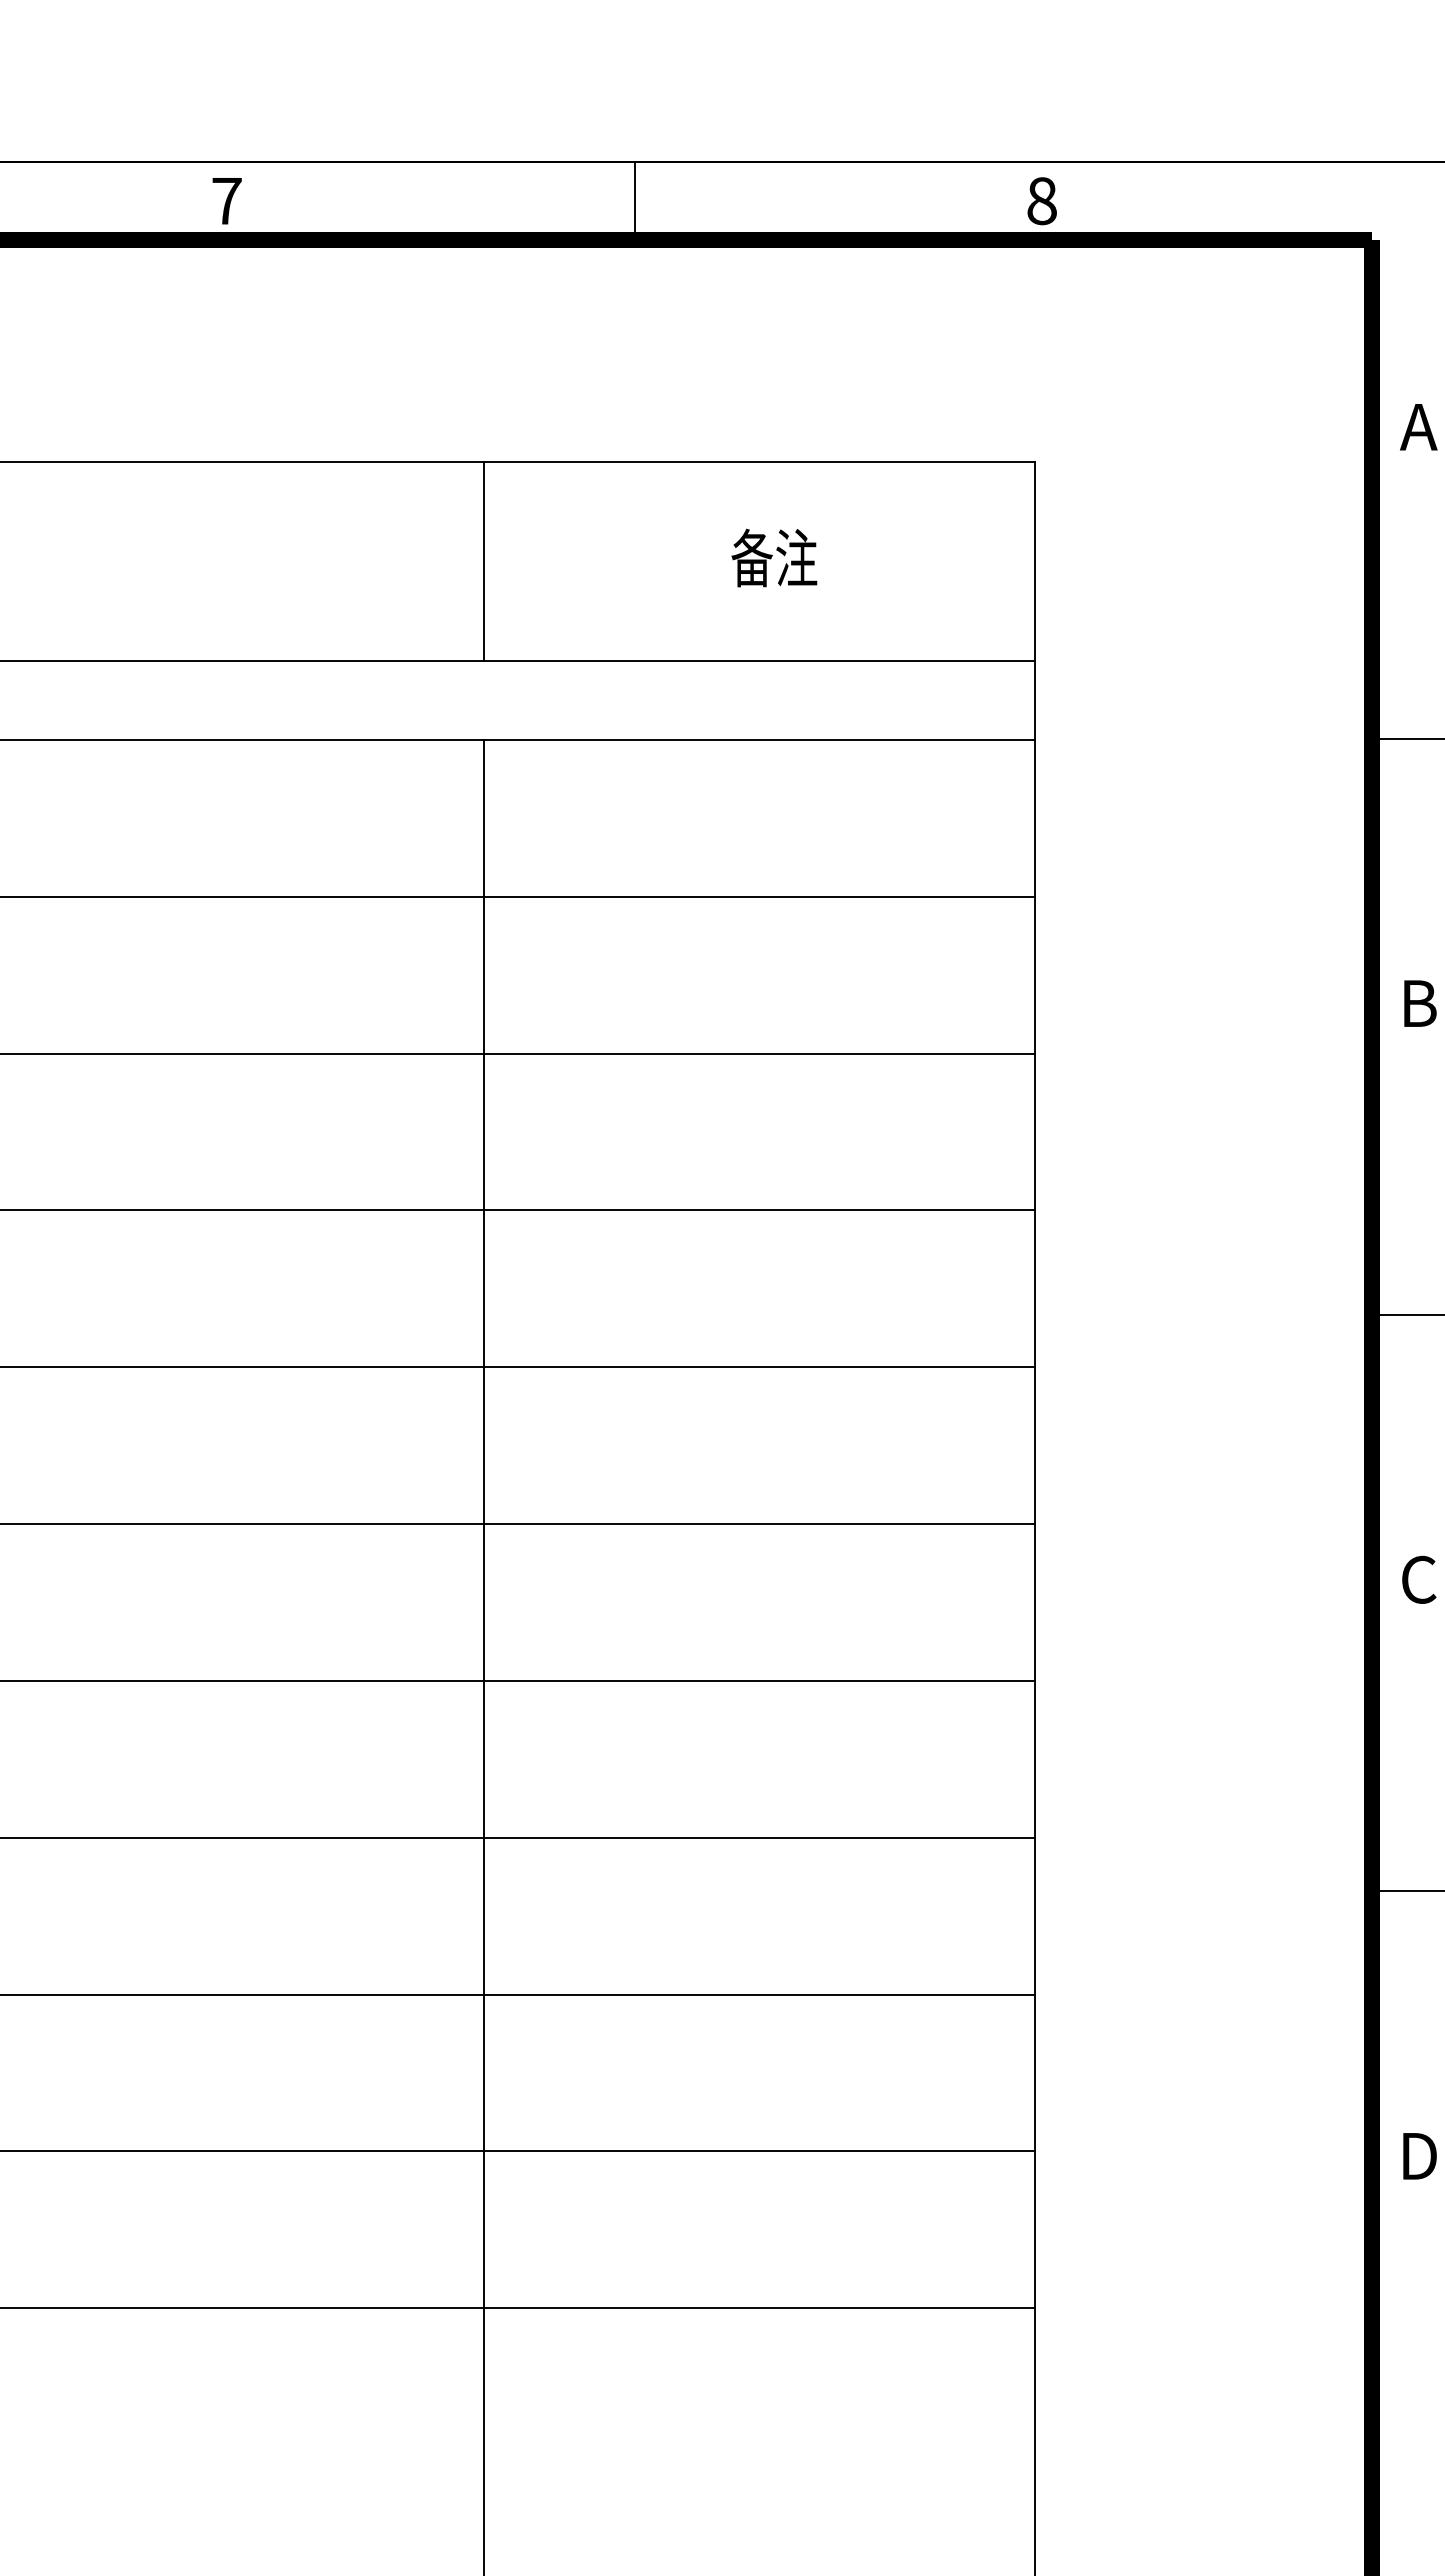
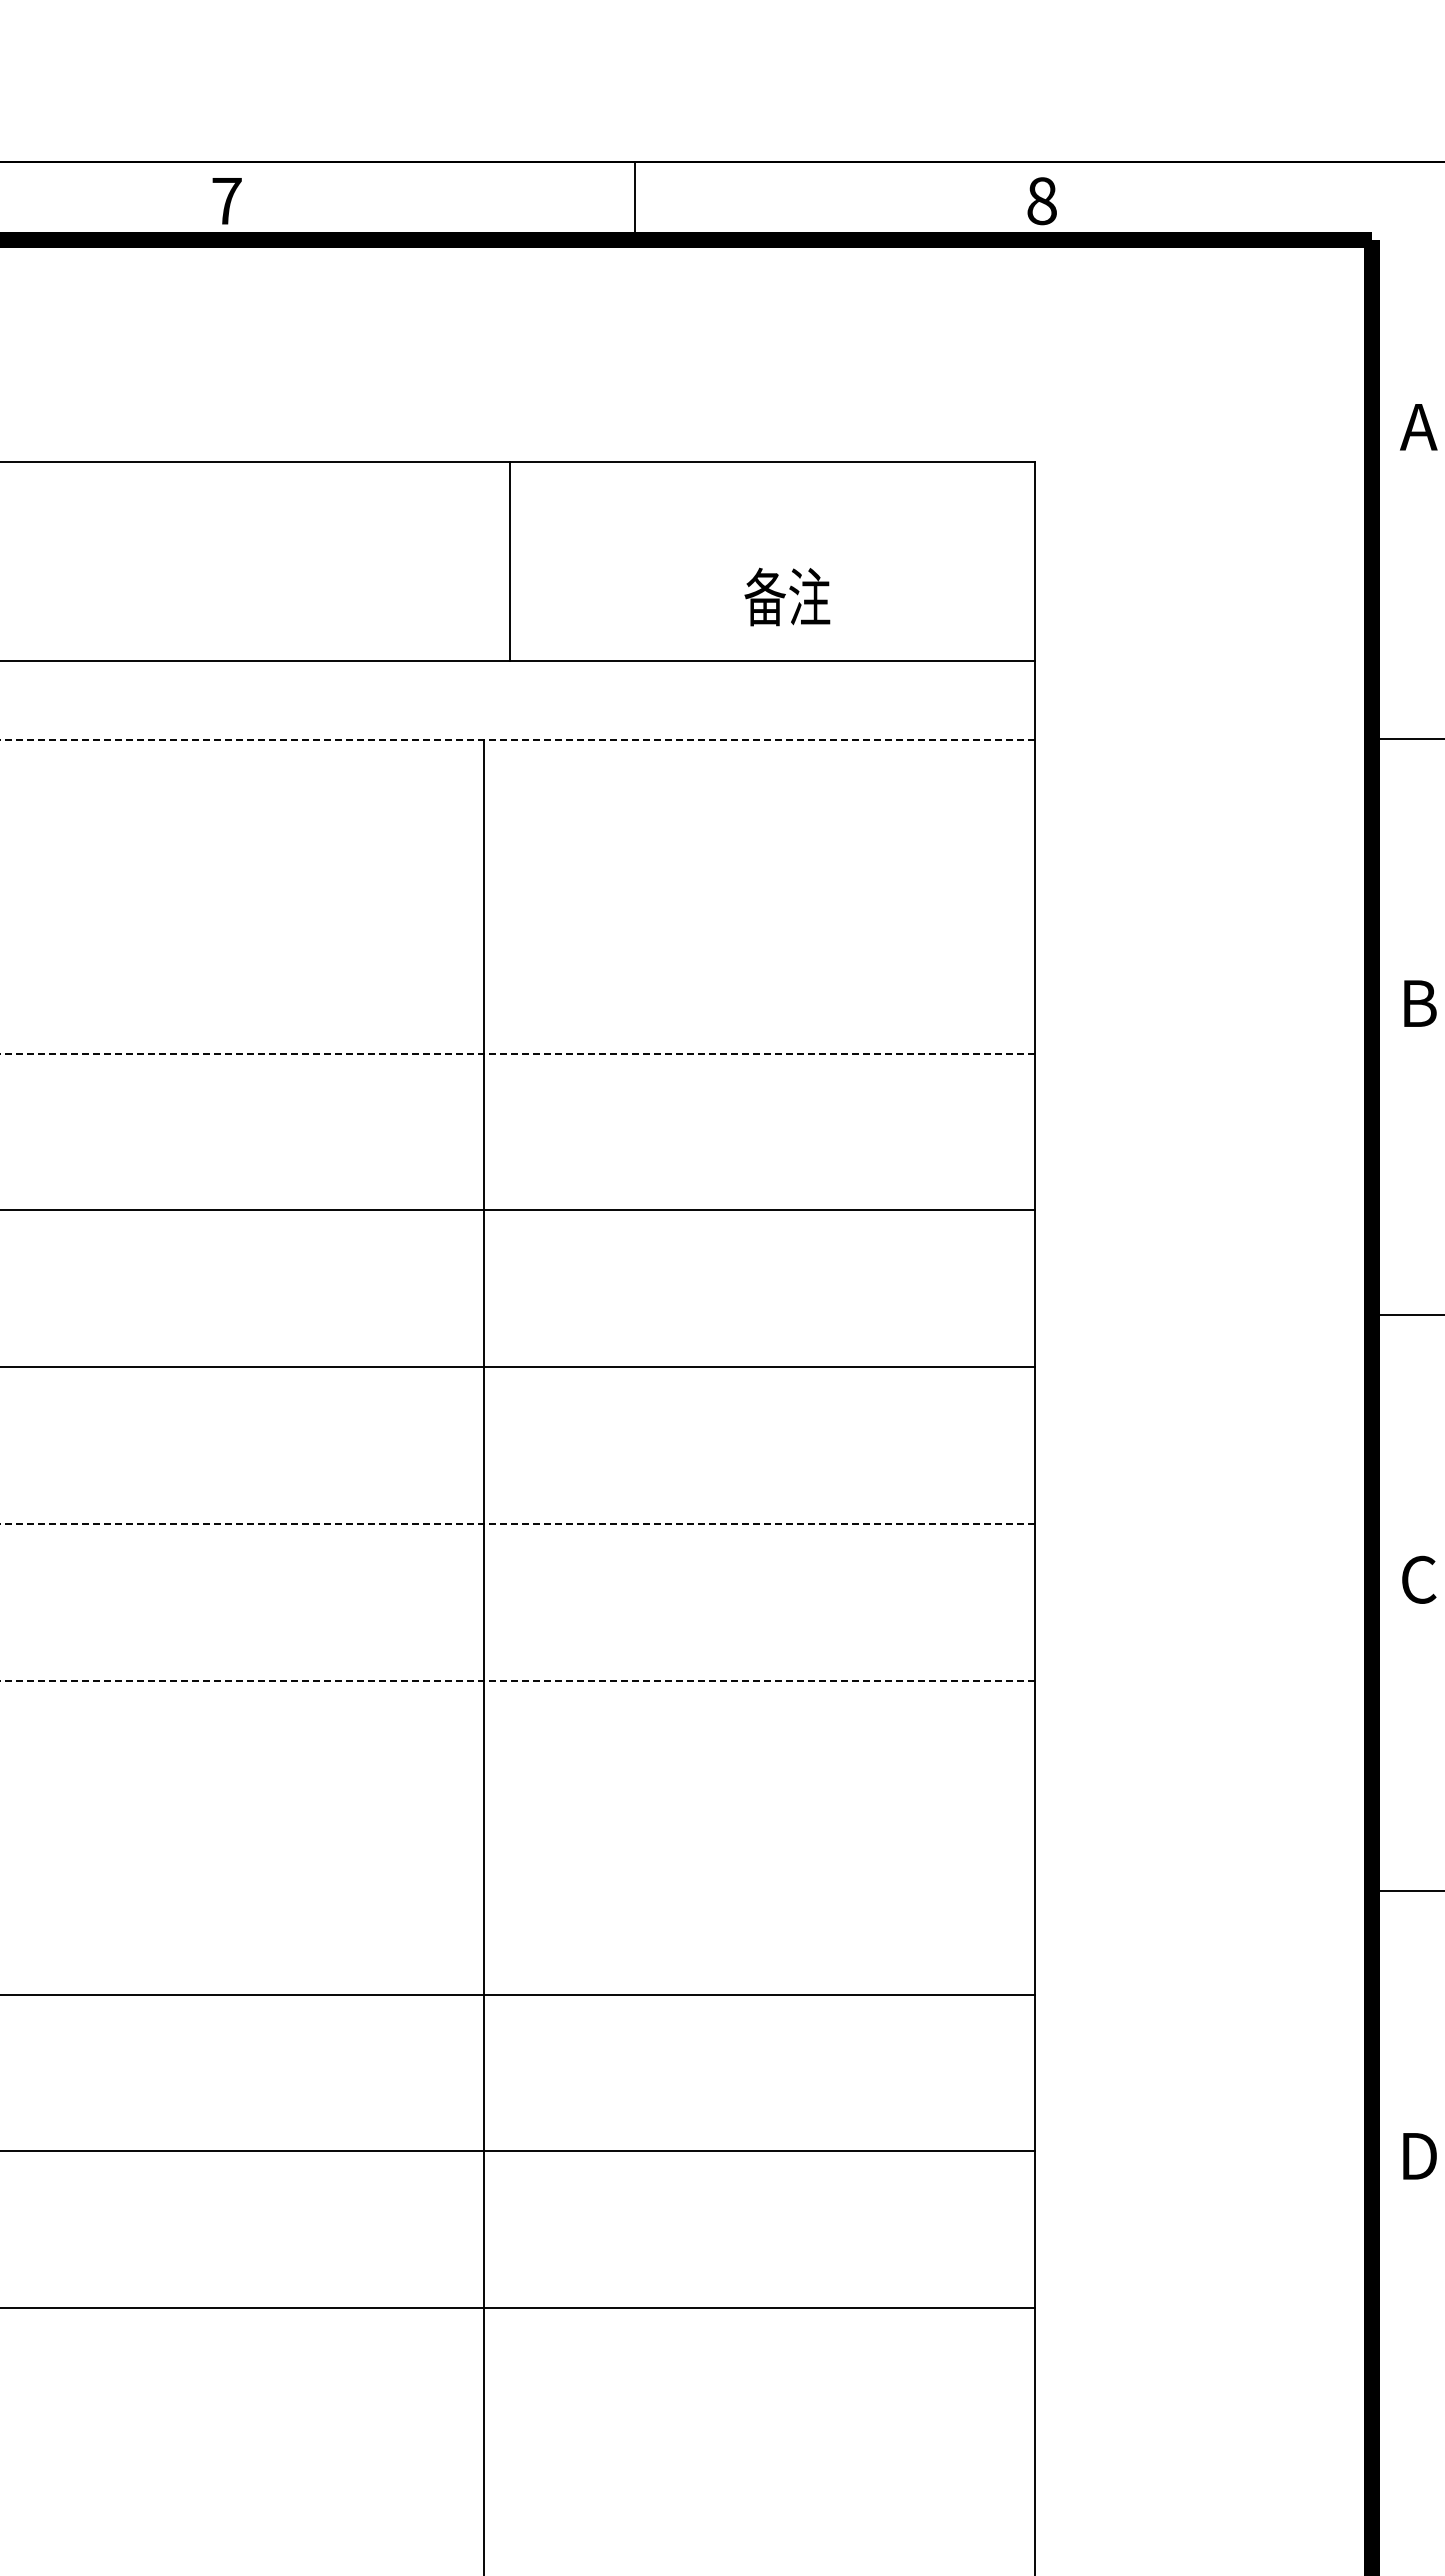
text position: (774, 557) -> (787, 596) (787, 596)
line position: (483, 560) -> (509, 560) (509, 560)
line: solid -> dashed (517, 739)
line: present -> none (518, 896)
line: solid -> dashed (517, 1053)
line: solid -> dashed (517, 1524)
line: solid -> dashed (517, 1680)
line: present -> none (518, 1837)
